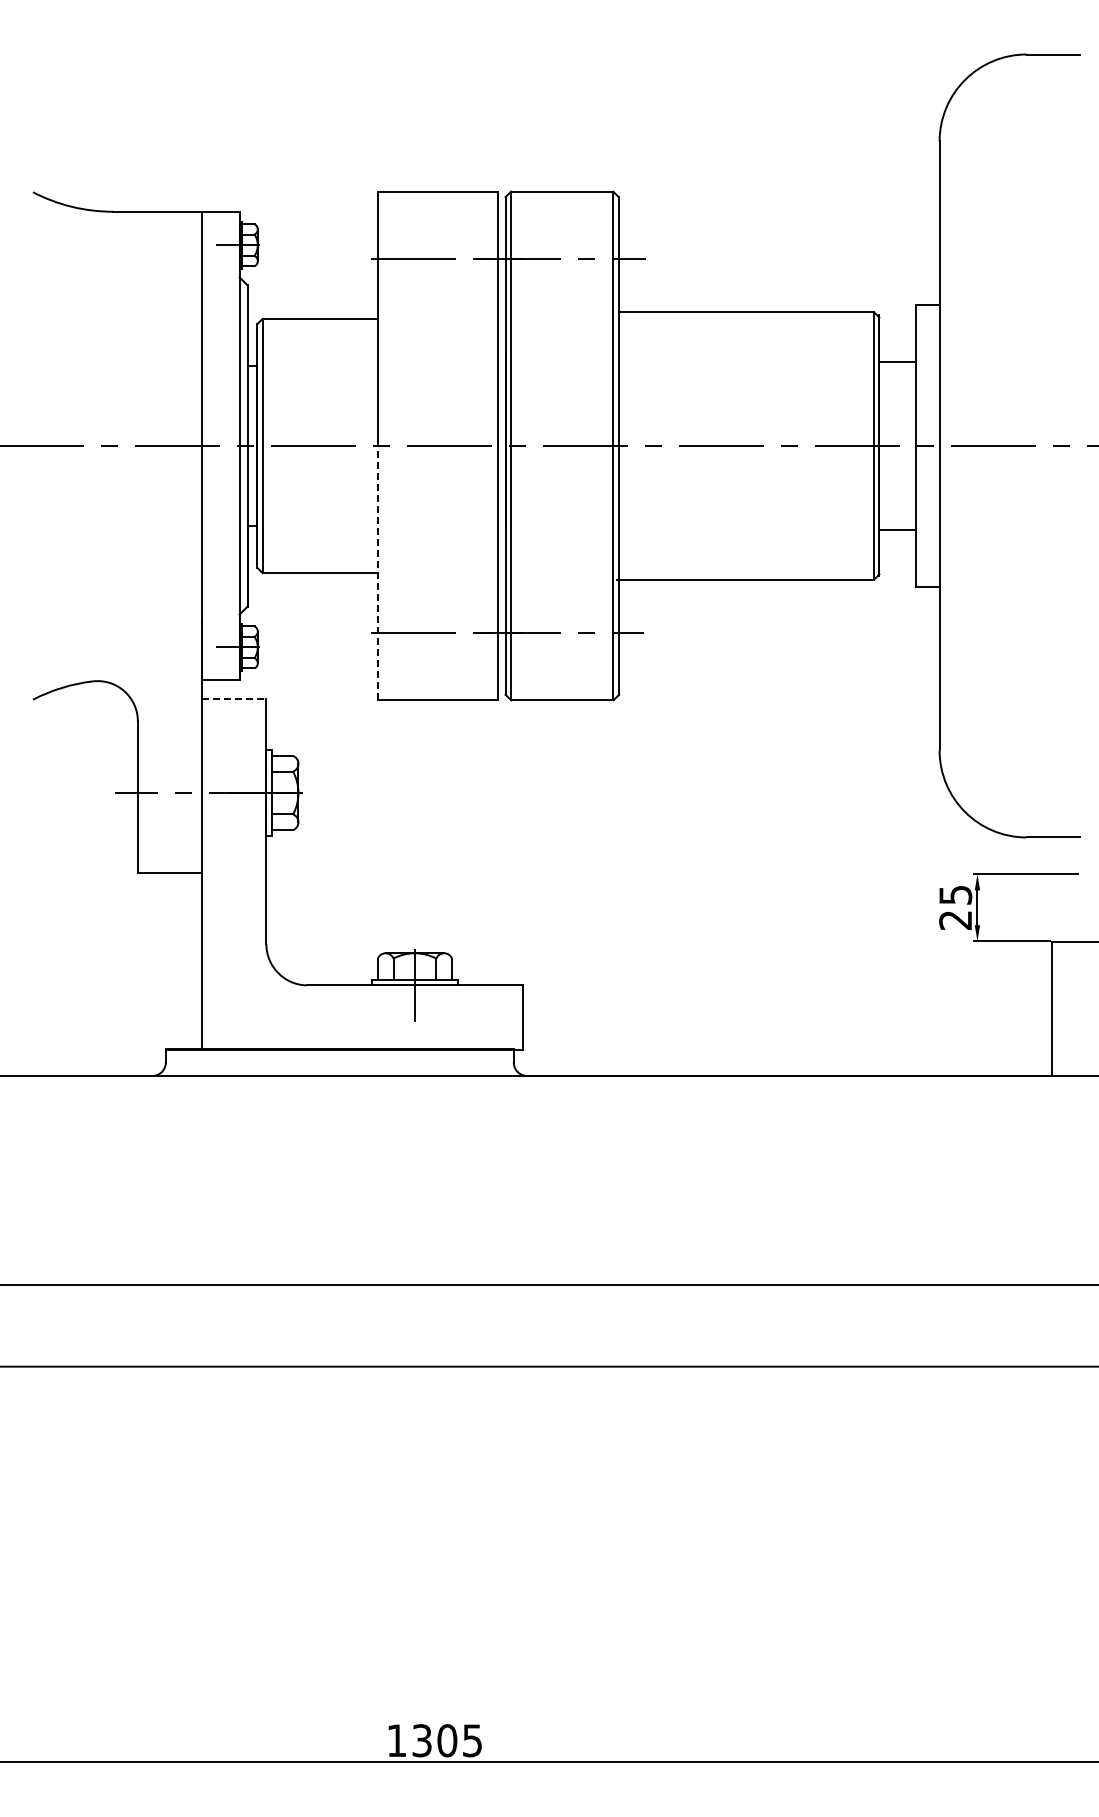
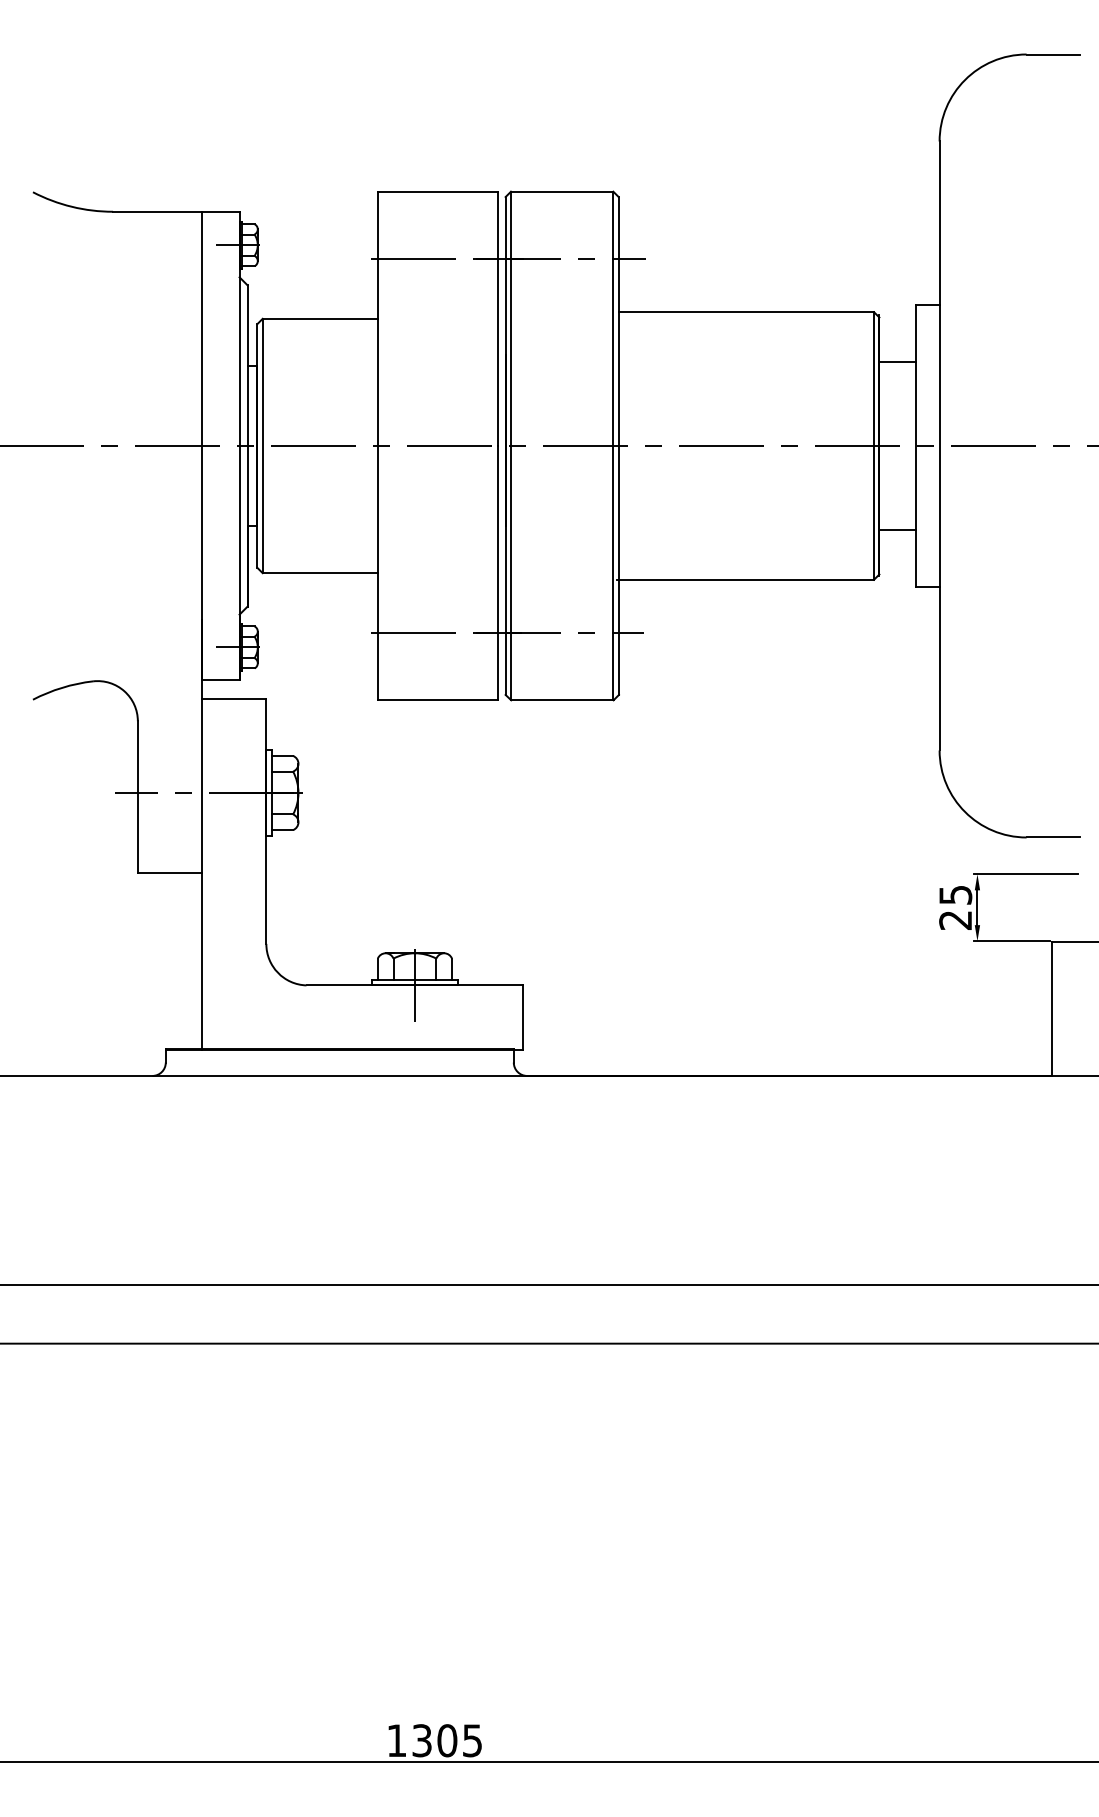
line: dashed -> solid (377, 572)
line: dashed -> solid (234, 698)
line position: (548, 1366) -> (548, 1343) (548, 1343)
